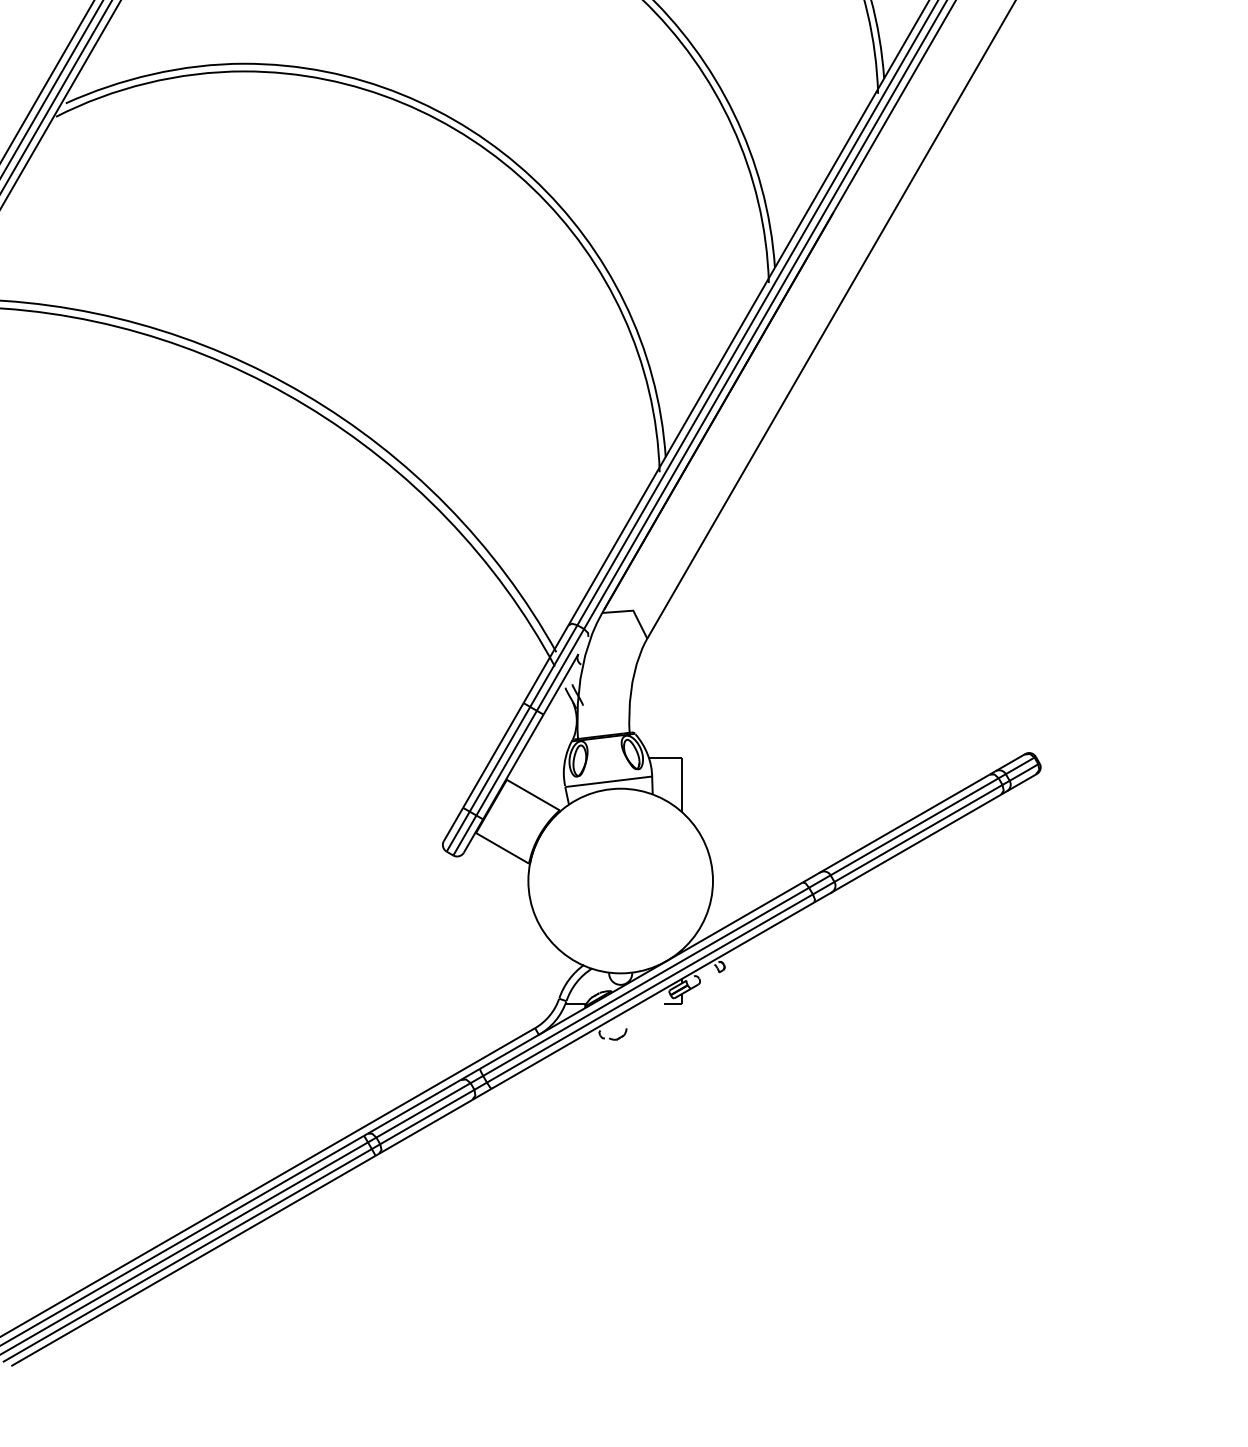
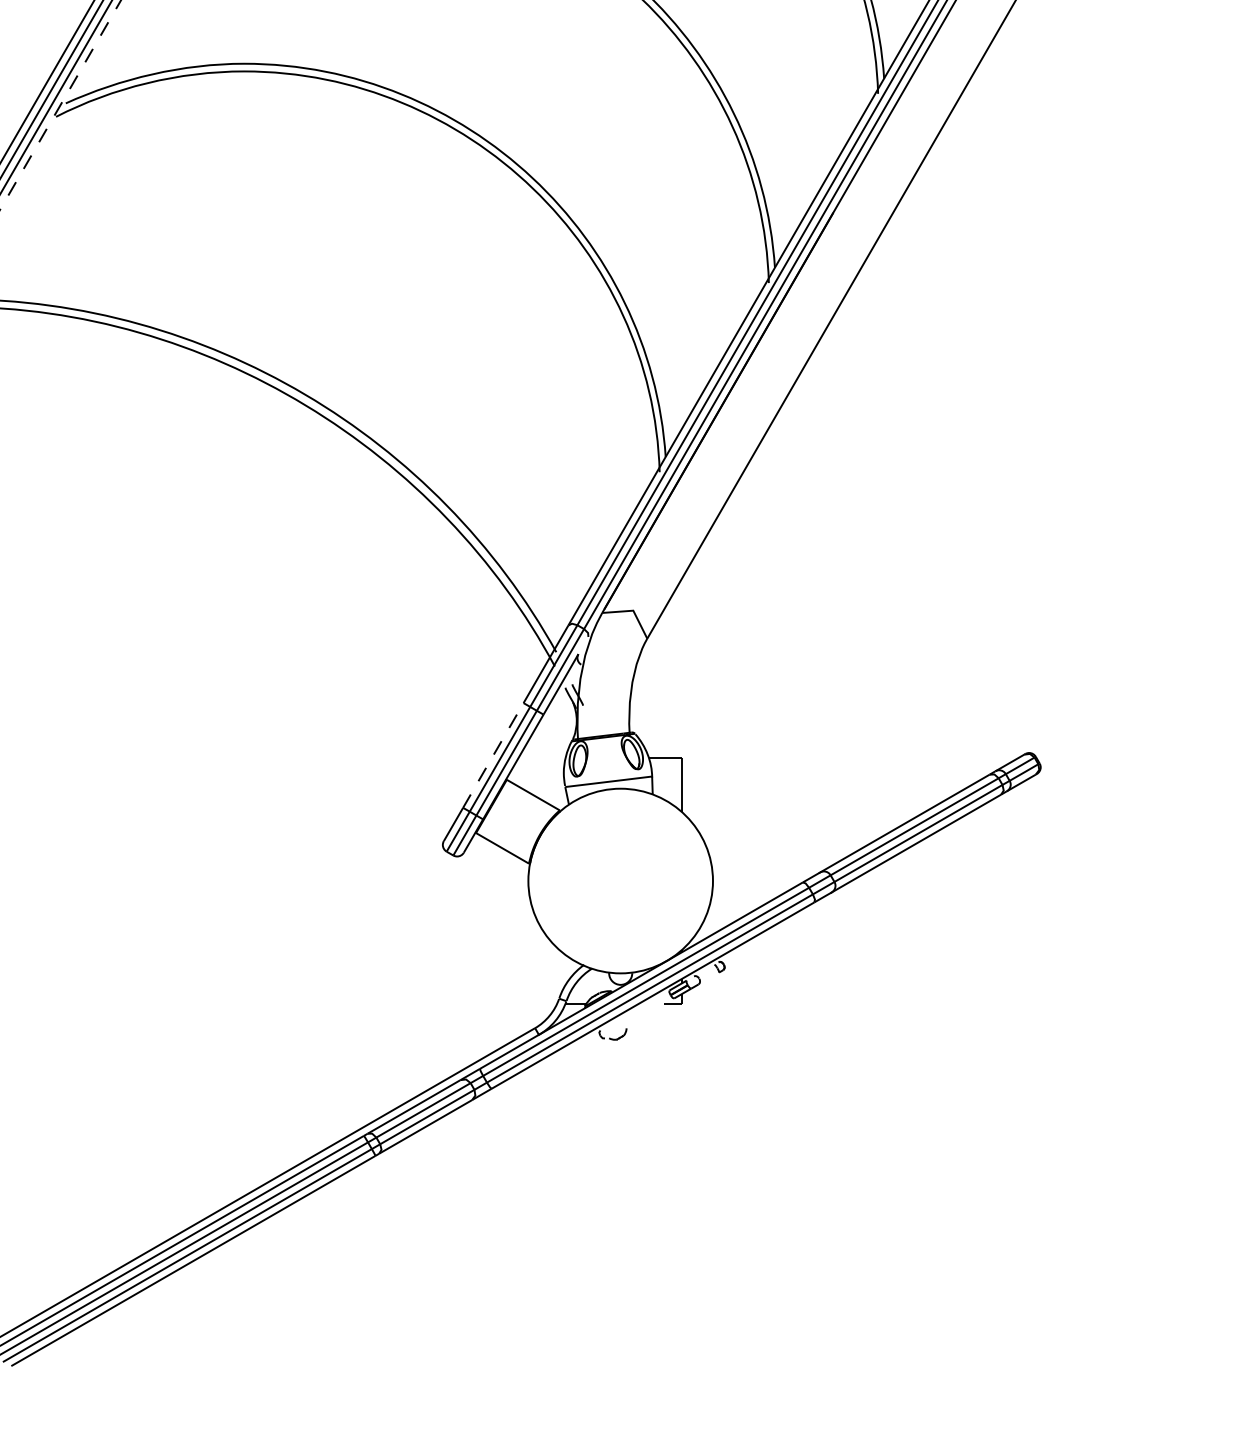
line: solid -> dashed (60, 105)
line: solid -> dashed (493, 755)
